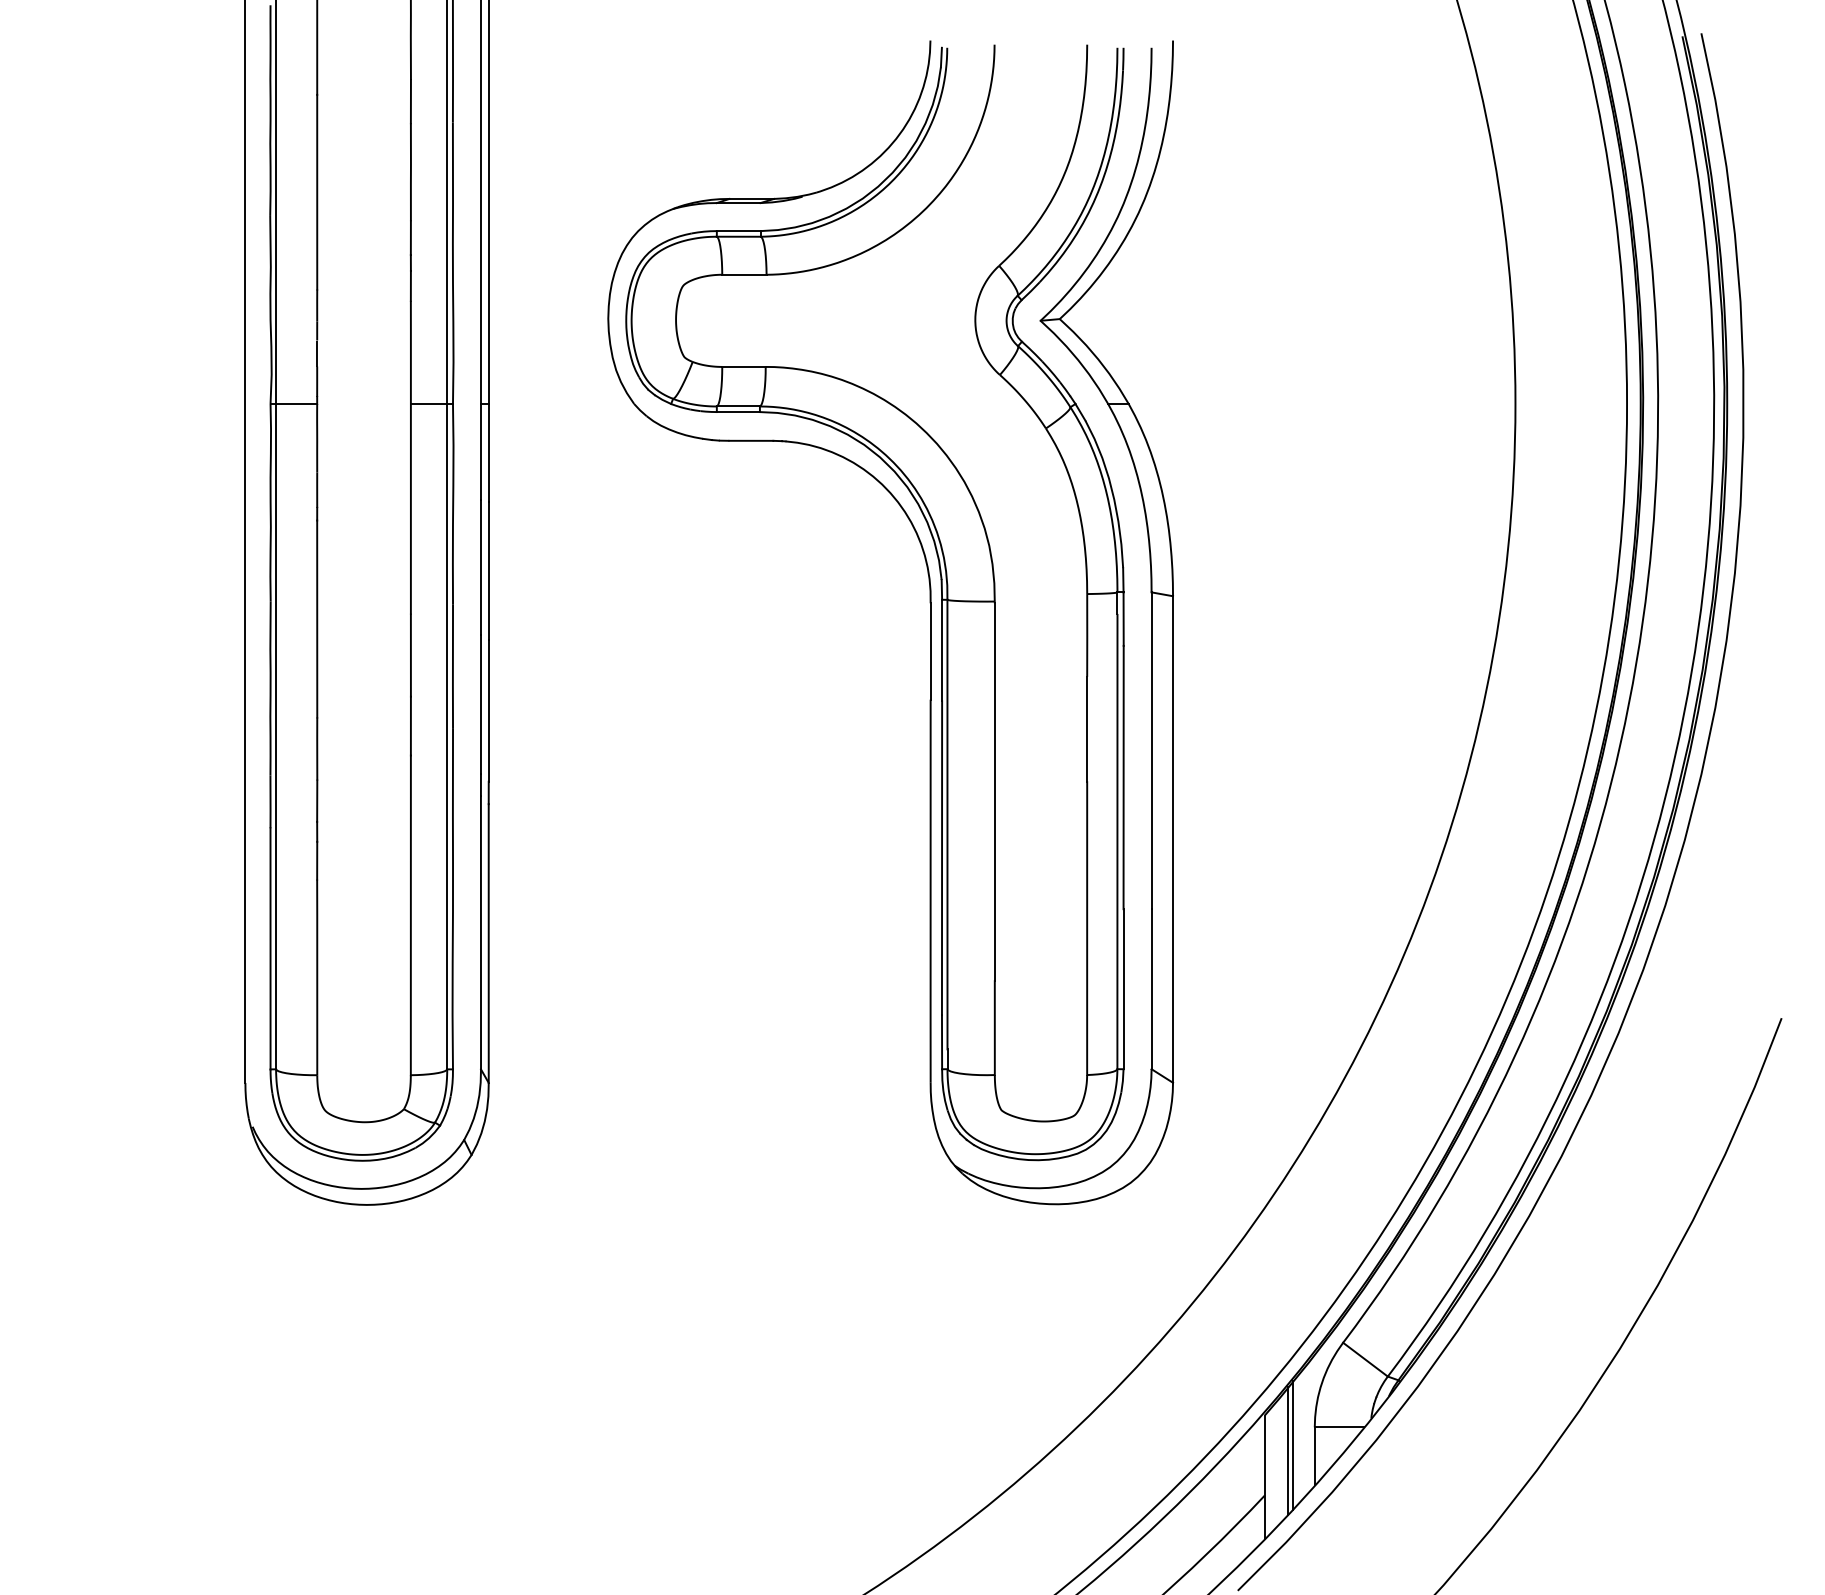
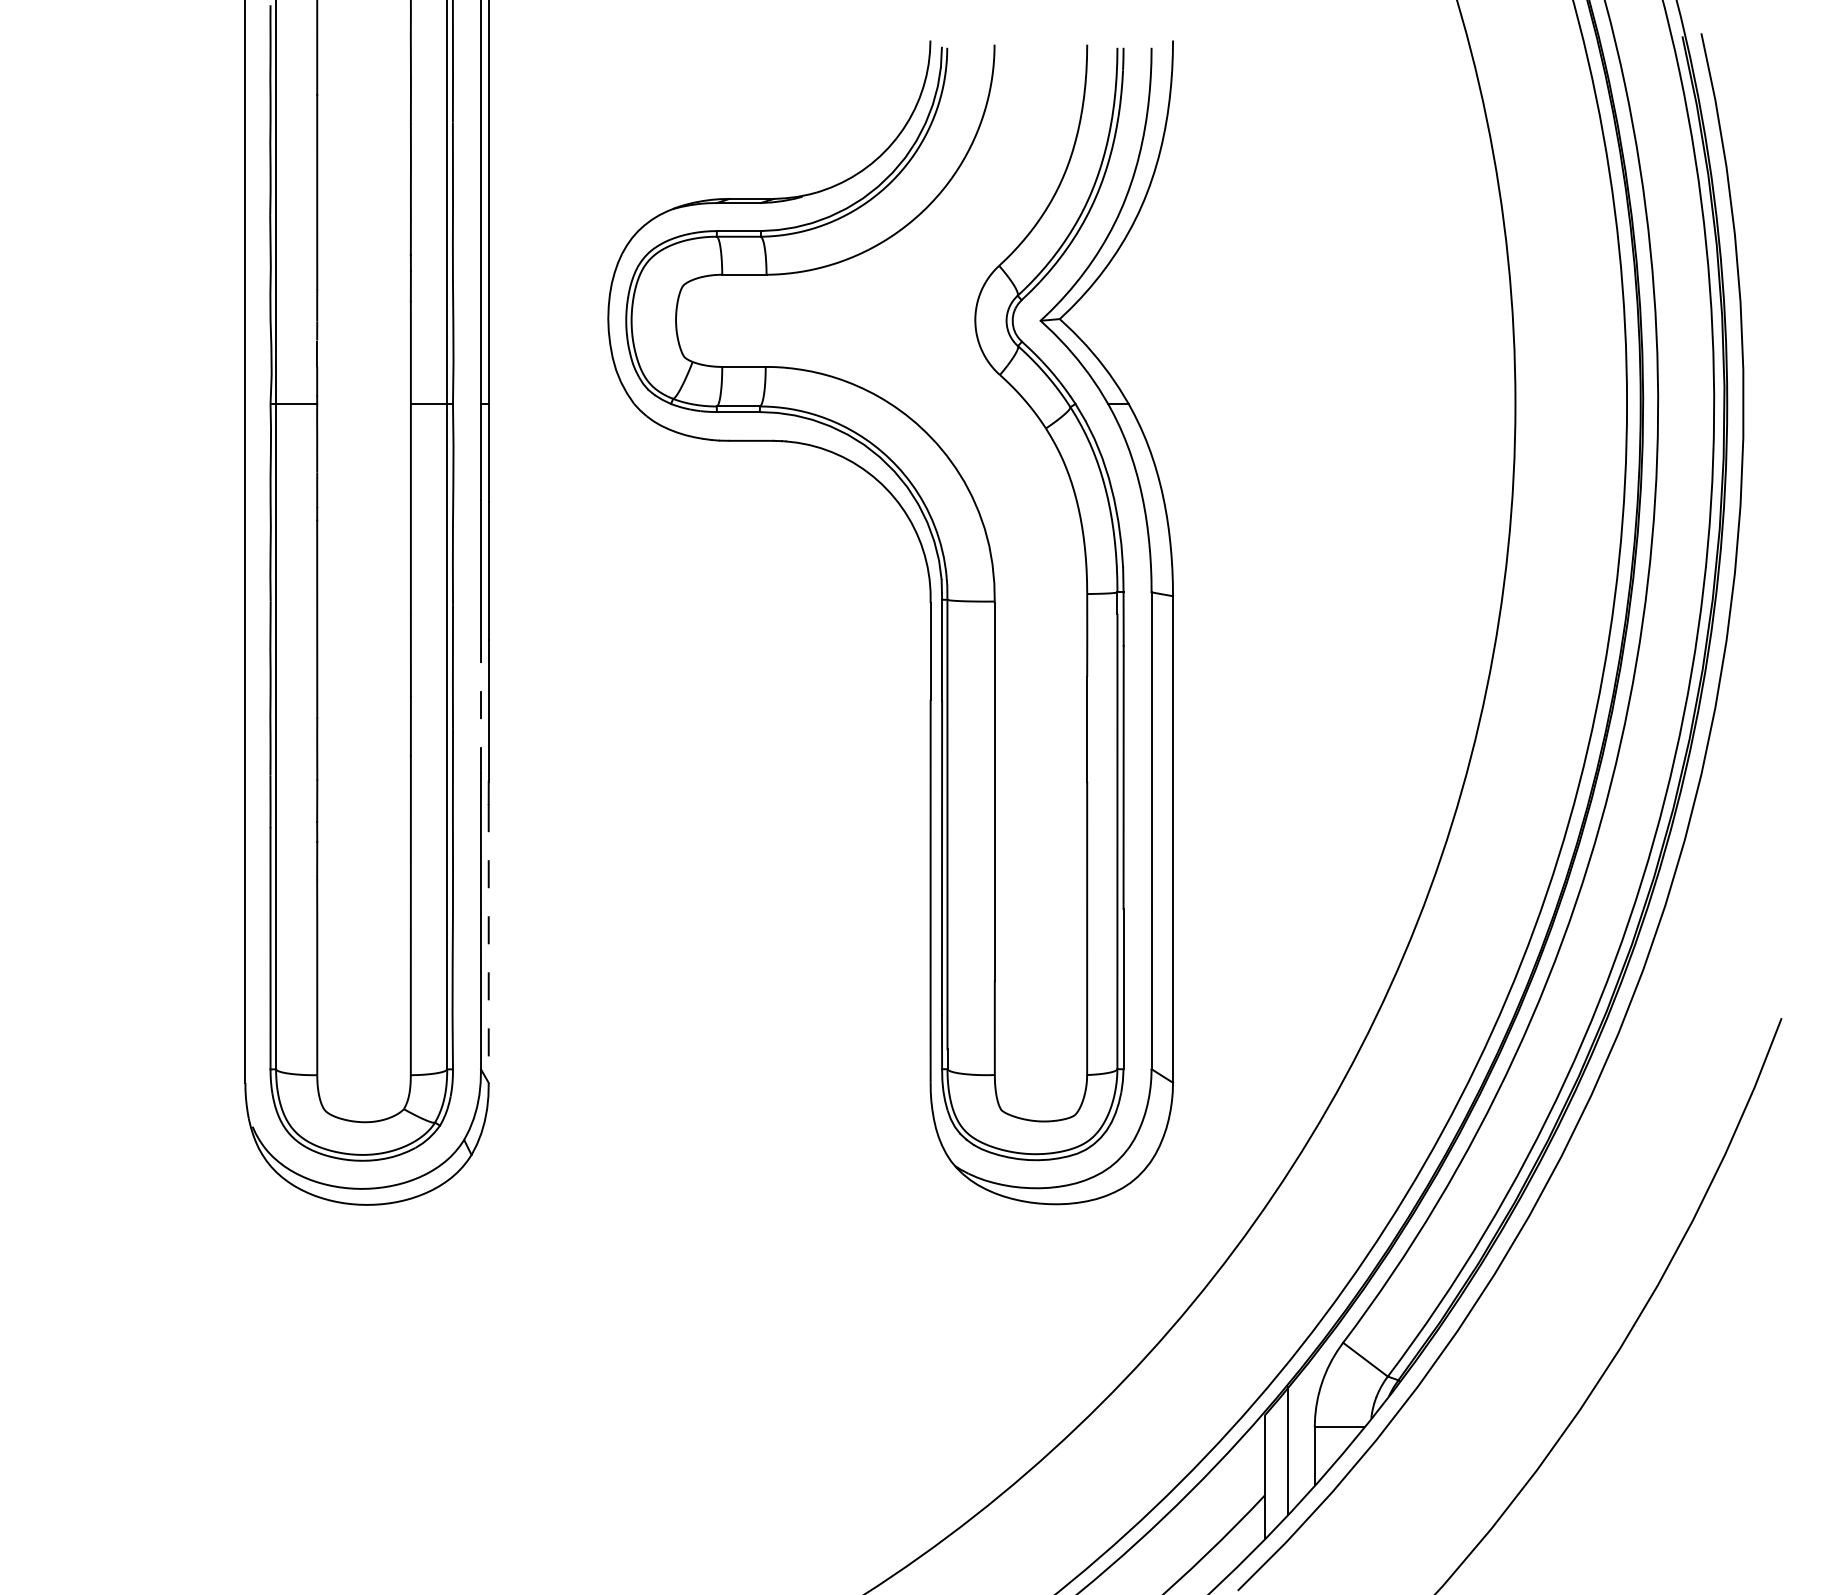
line: solid -> dashed (481, 704)
line: solid -> dashed (488, 944)
line: present -> none (1292, 1445)
